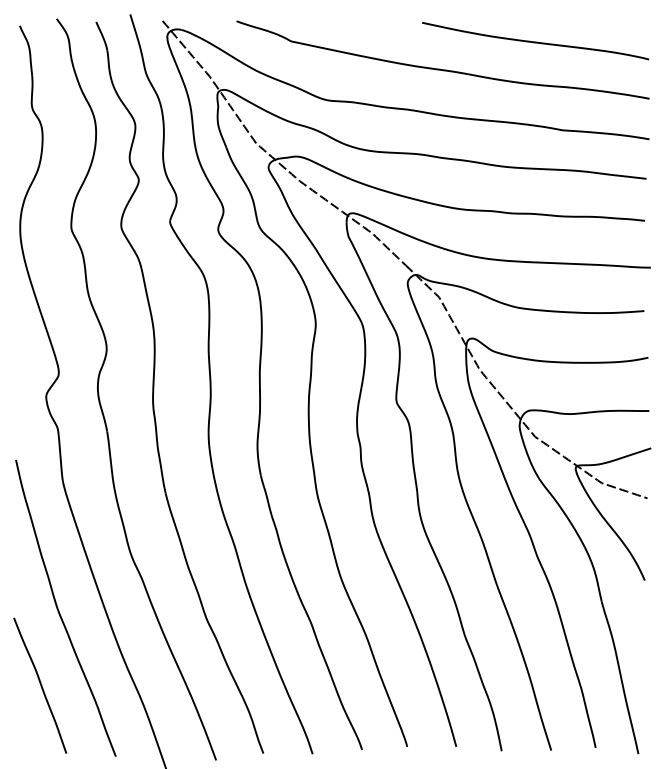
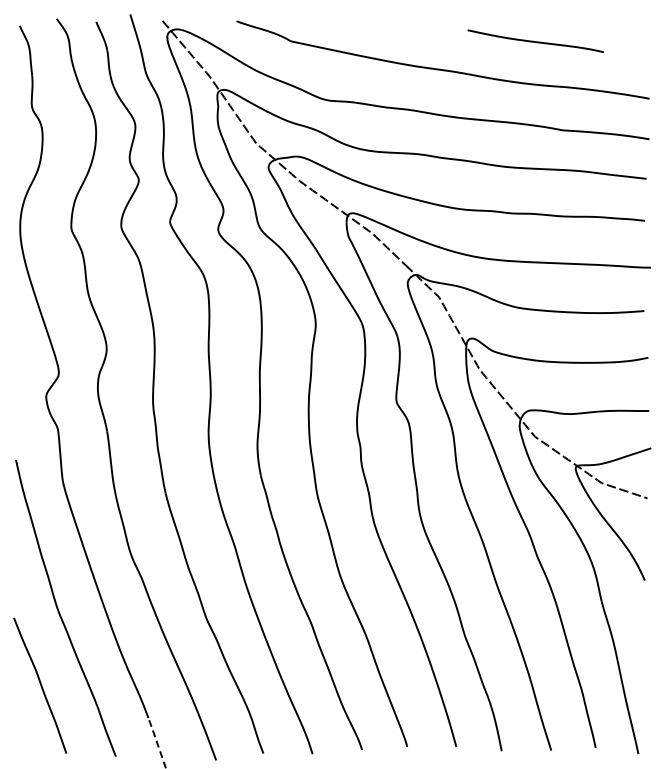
part size: 228x39 px -> 137x25 px (535, 41)
line: solid -> dashed (157, 742)
